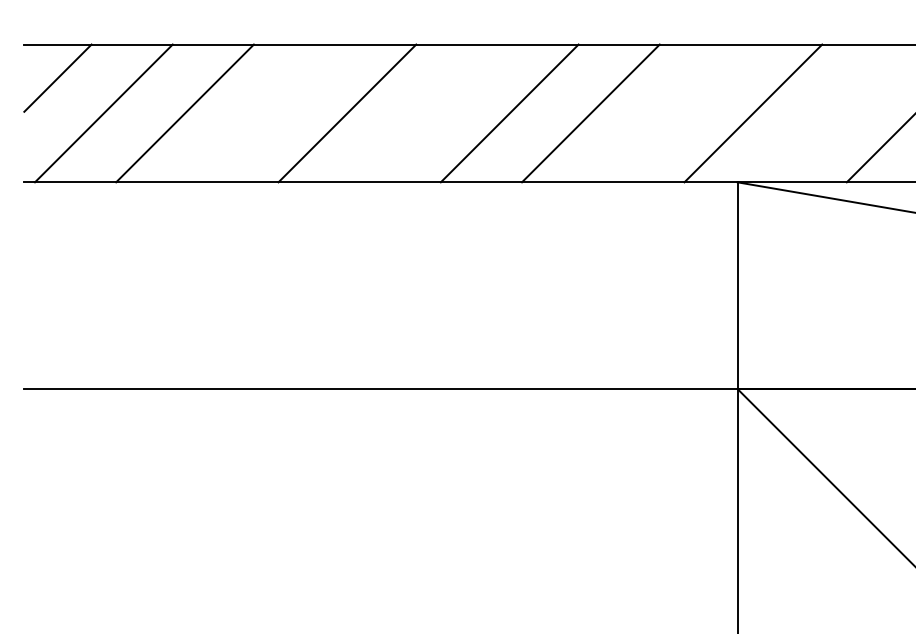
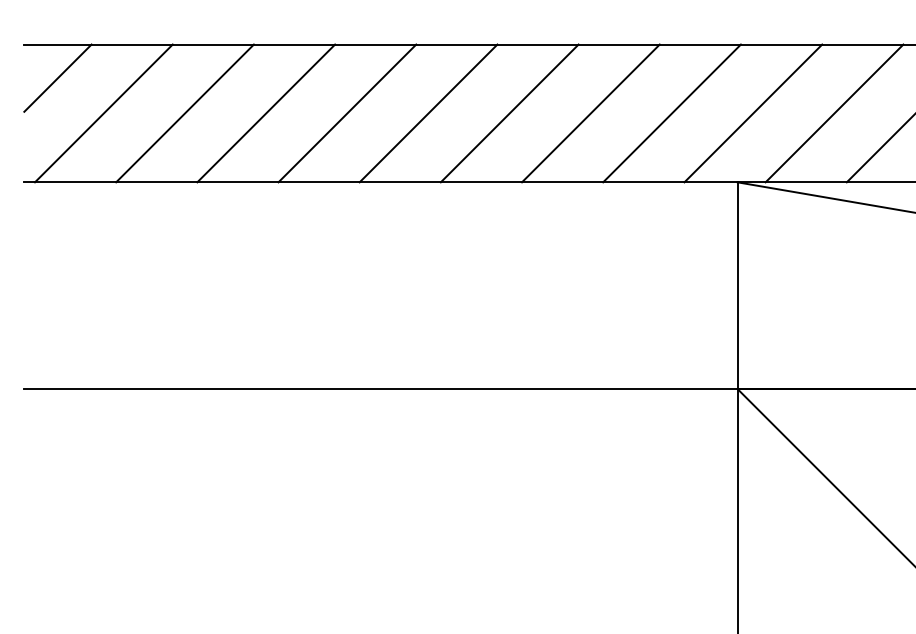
line: none -> present (266, 113)
line: none -> present (428, 113)
line: none -> present (671, 113)
line: none -> present (834, 113)
